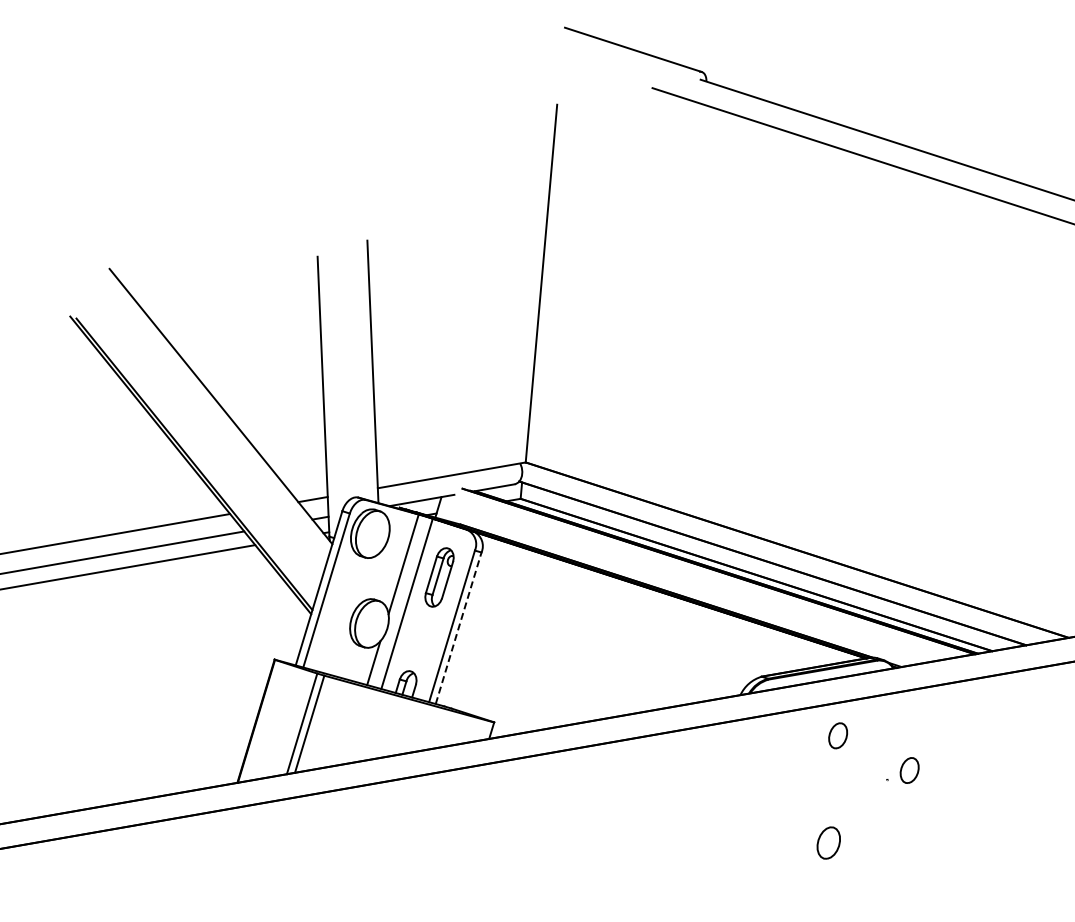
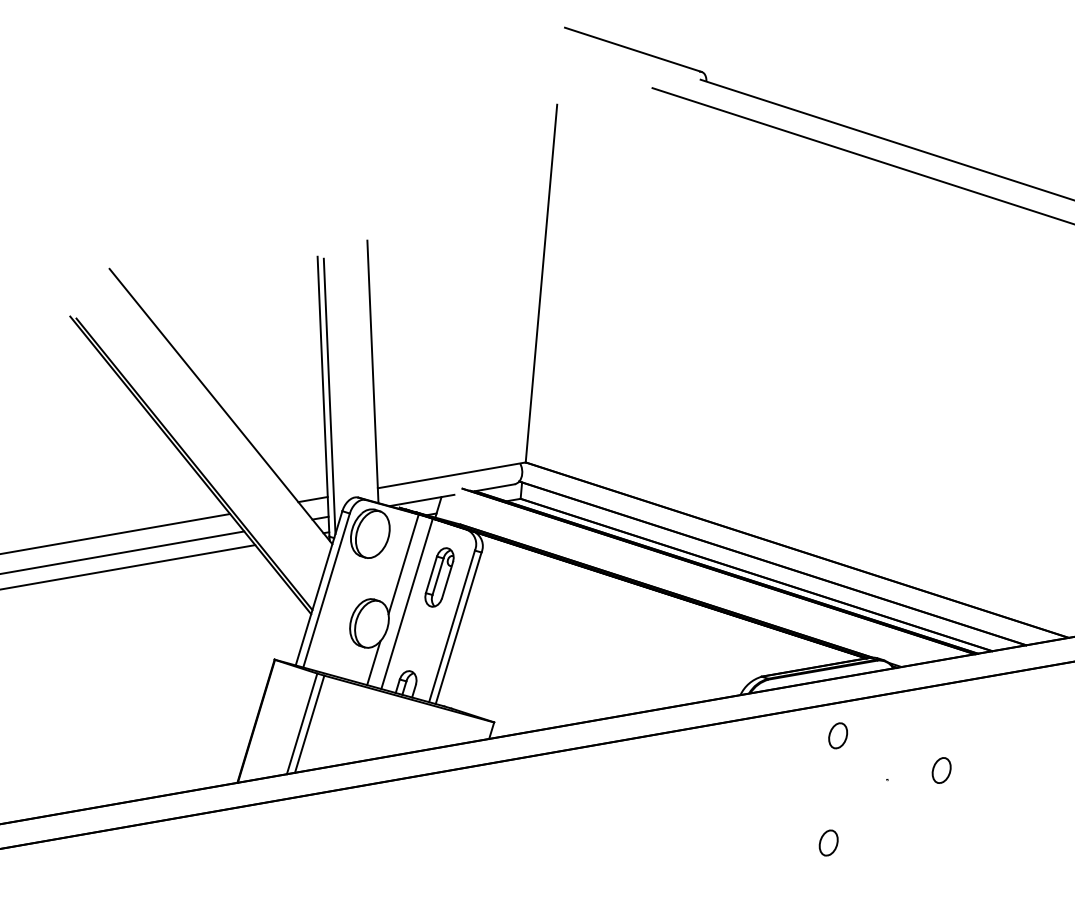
line: none -> present (329, 396)
line: dashed -> solid (458, 627)
part position: (909, 770) -> (941, 770) (941, 770)
part size: 25x34 px -> 21x28 px (828, 842)
